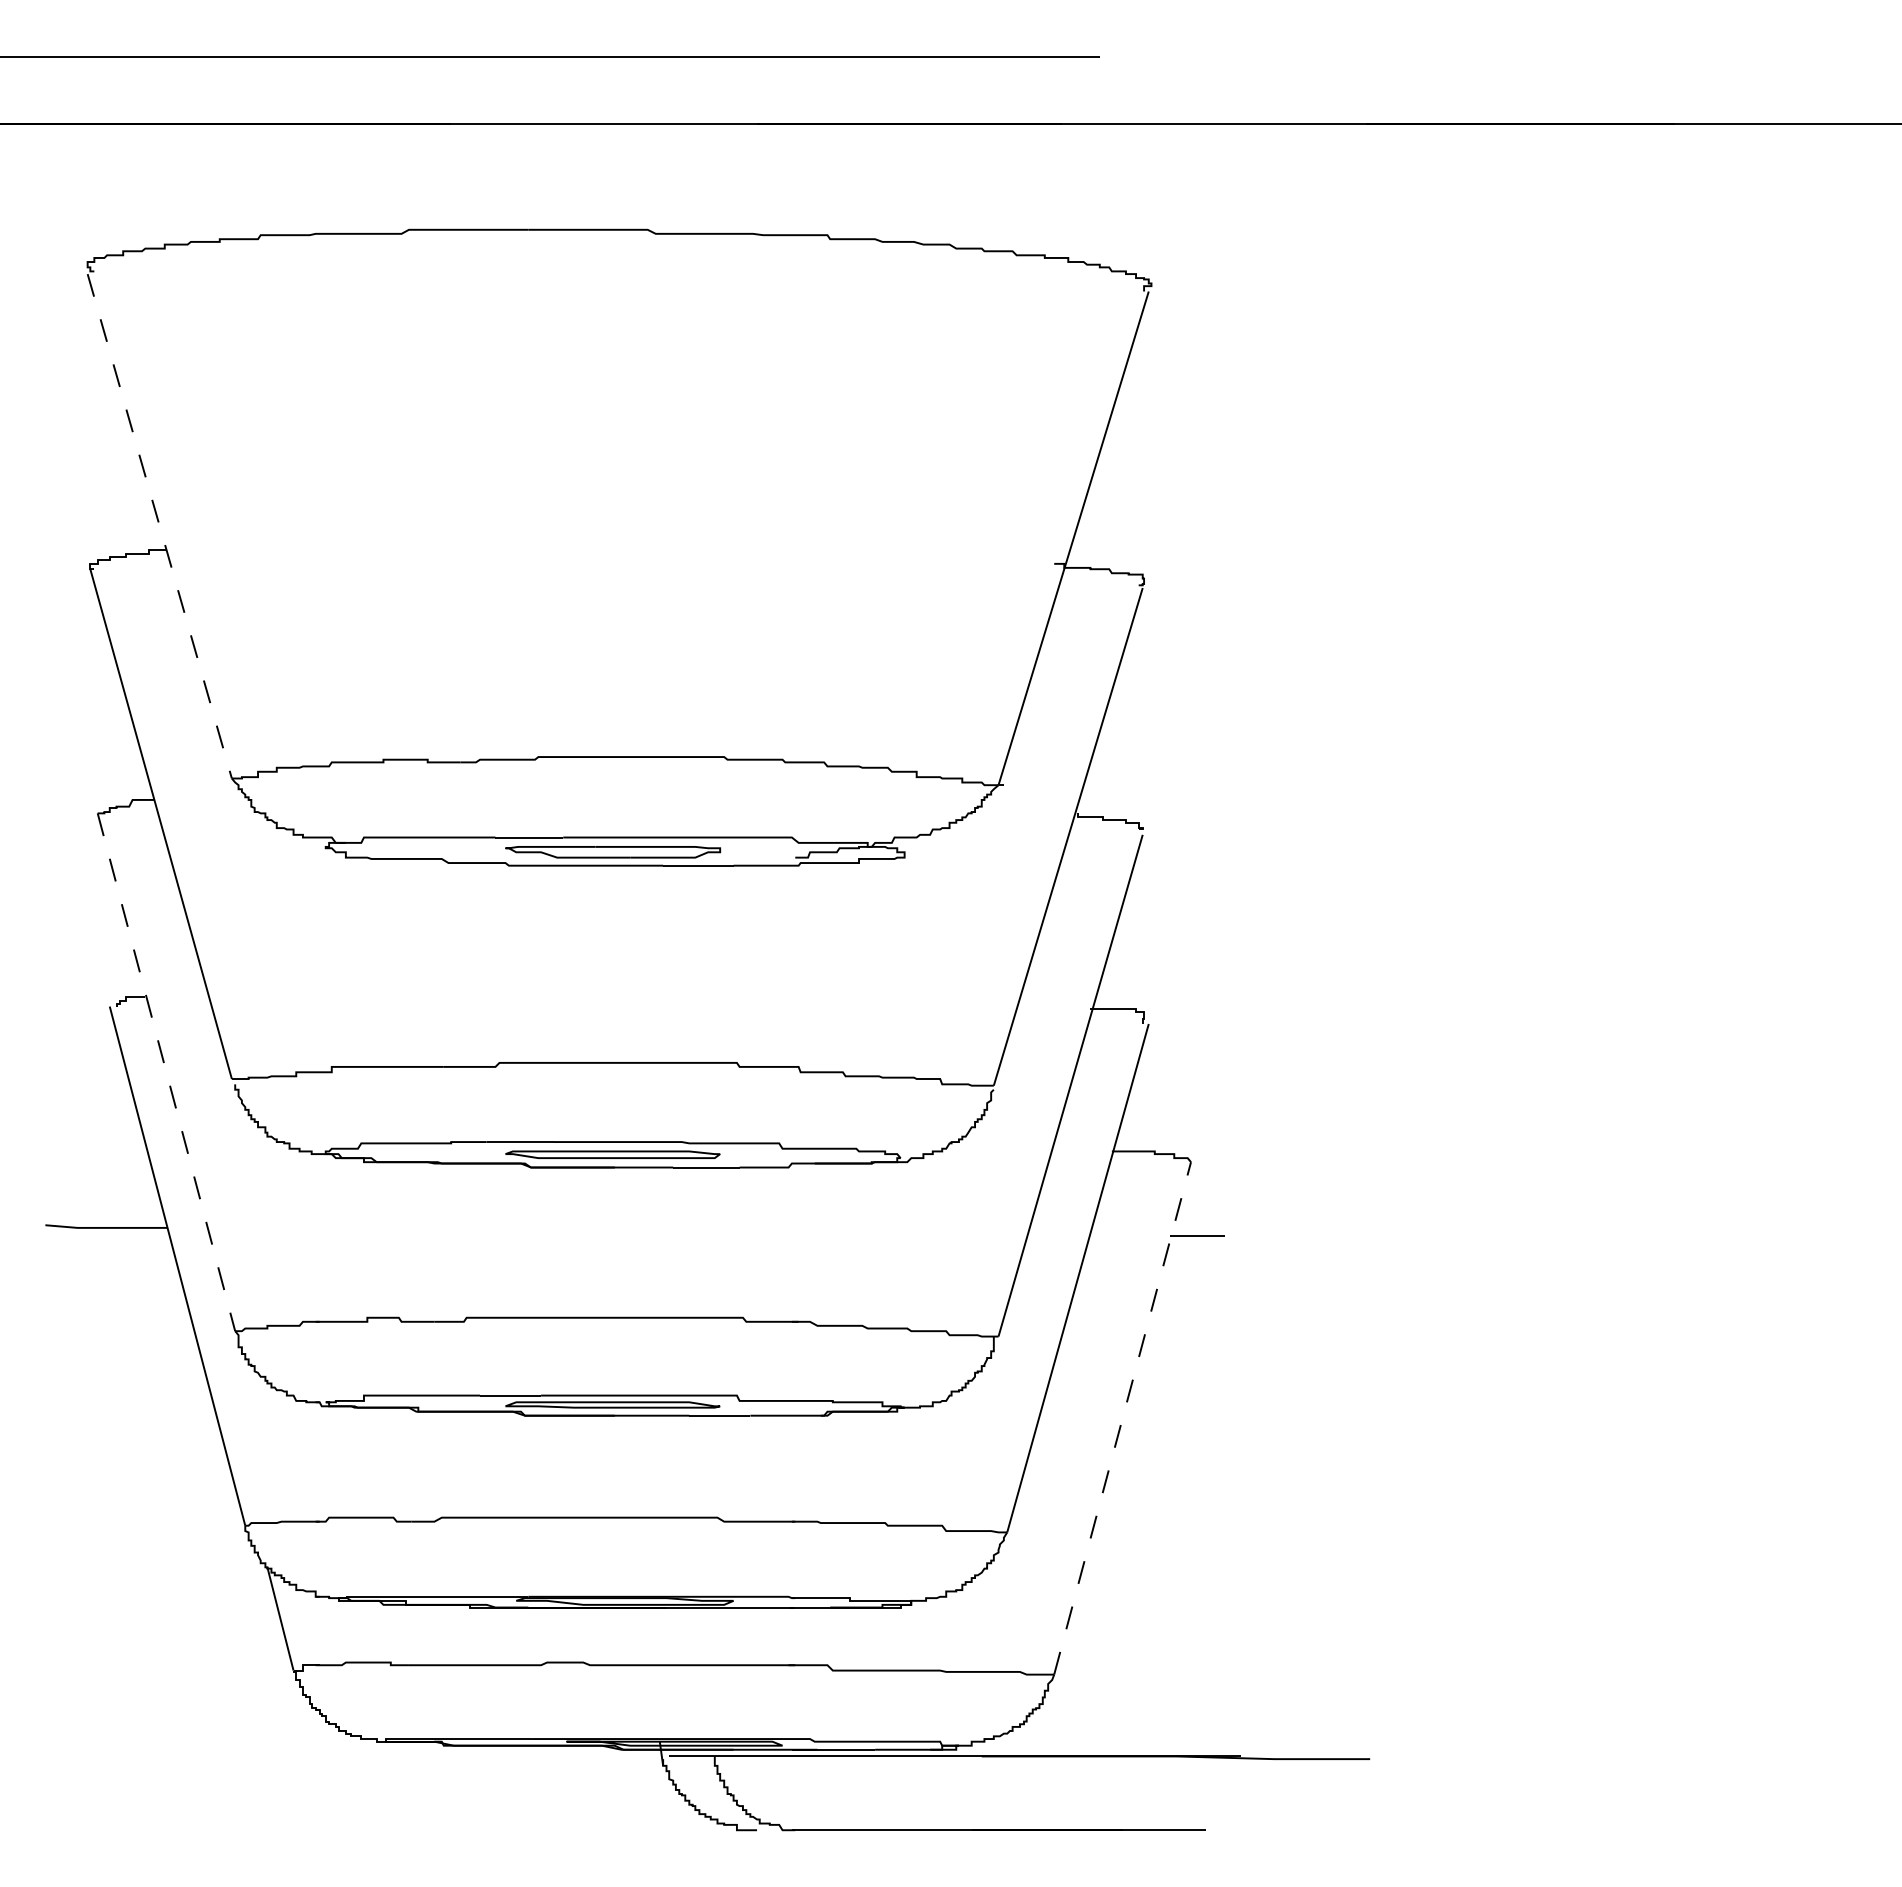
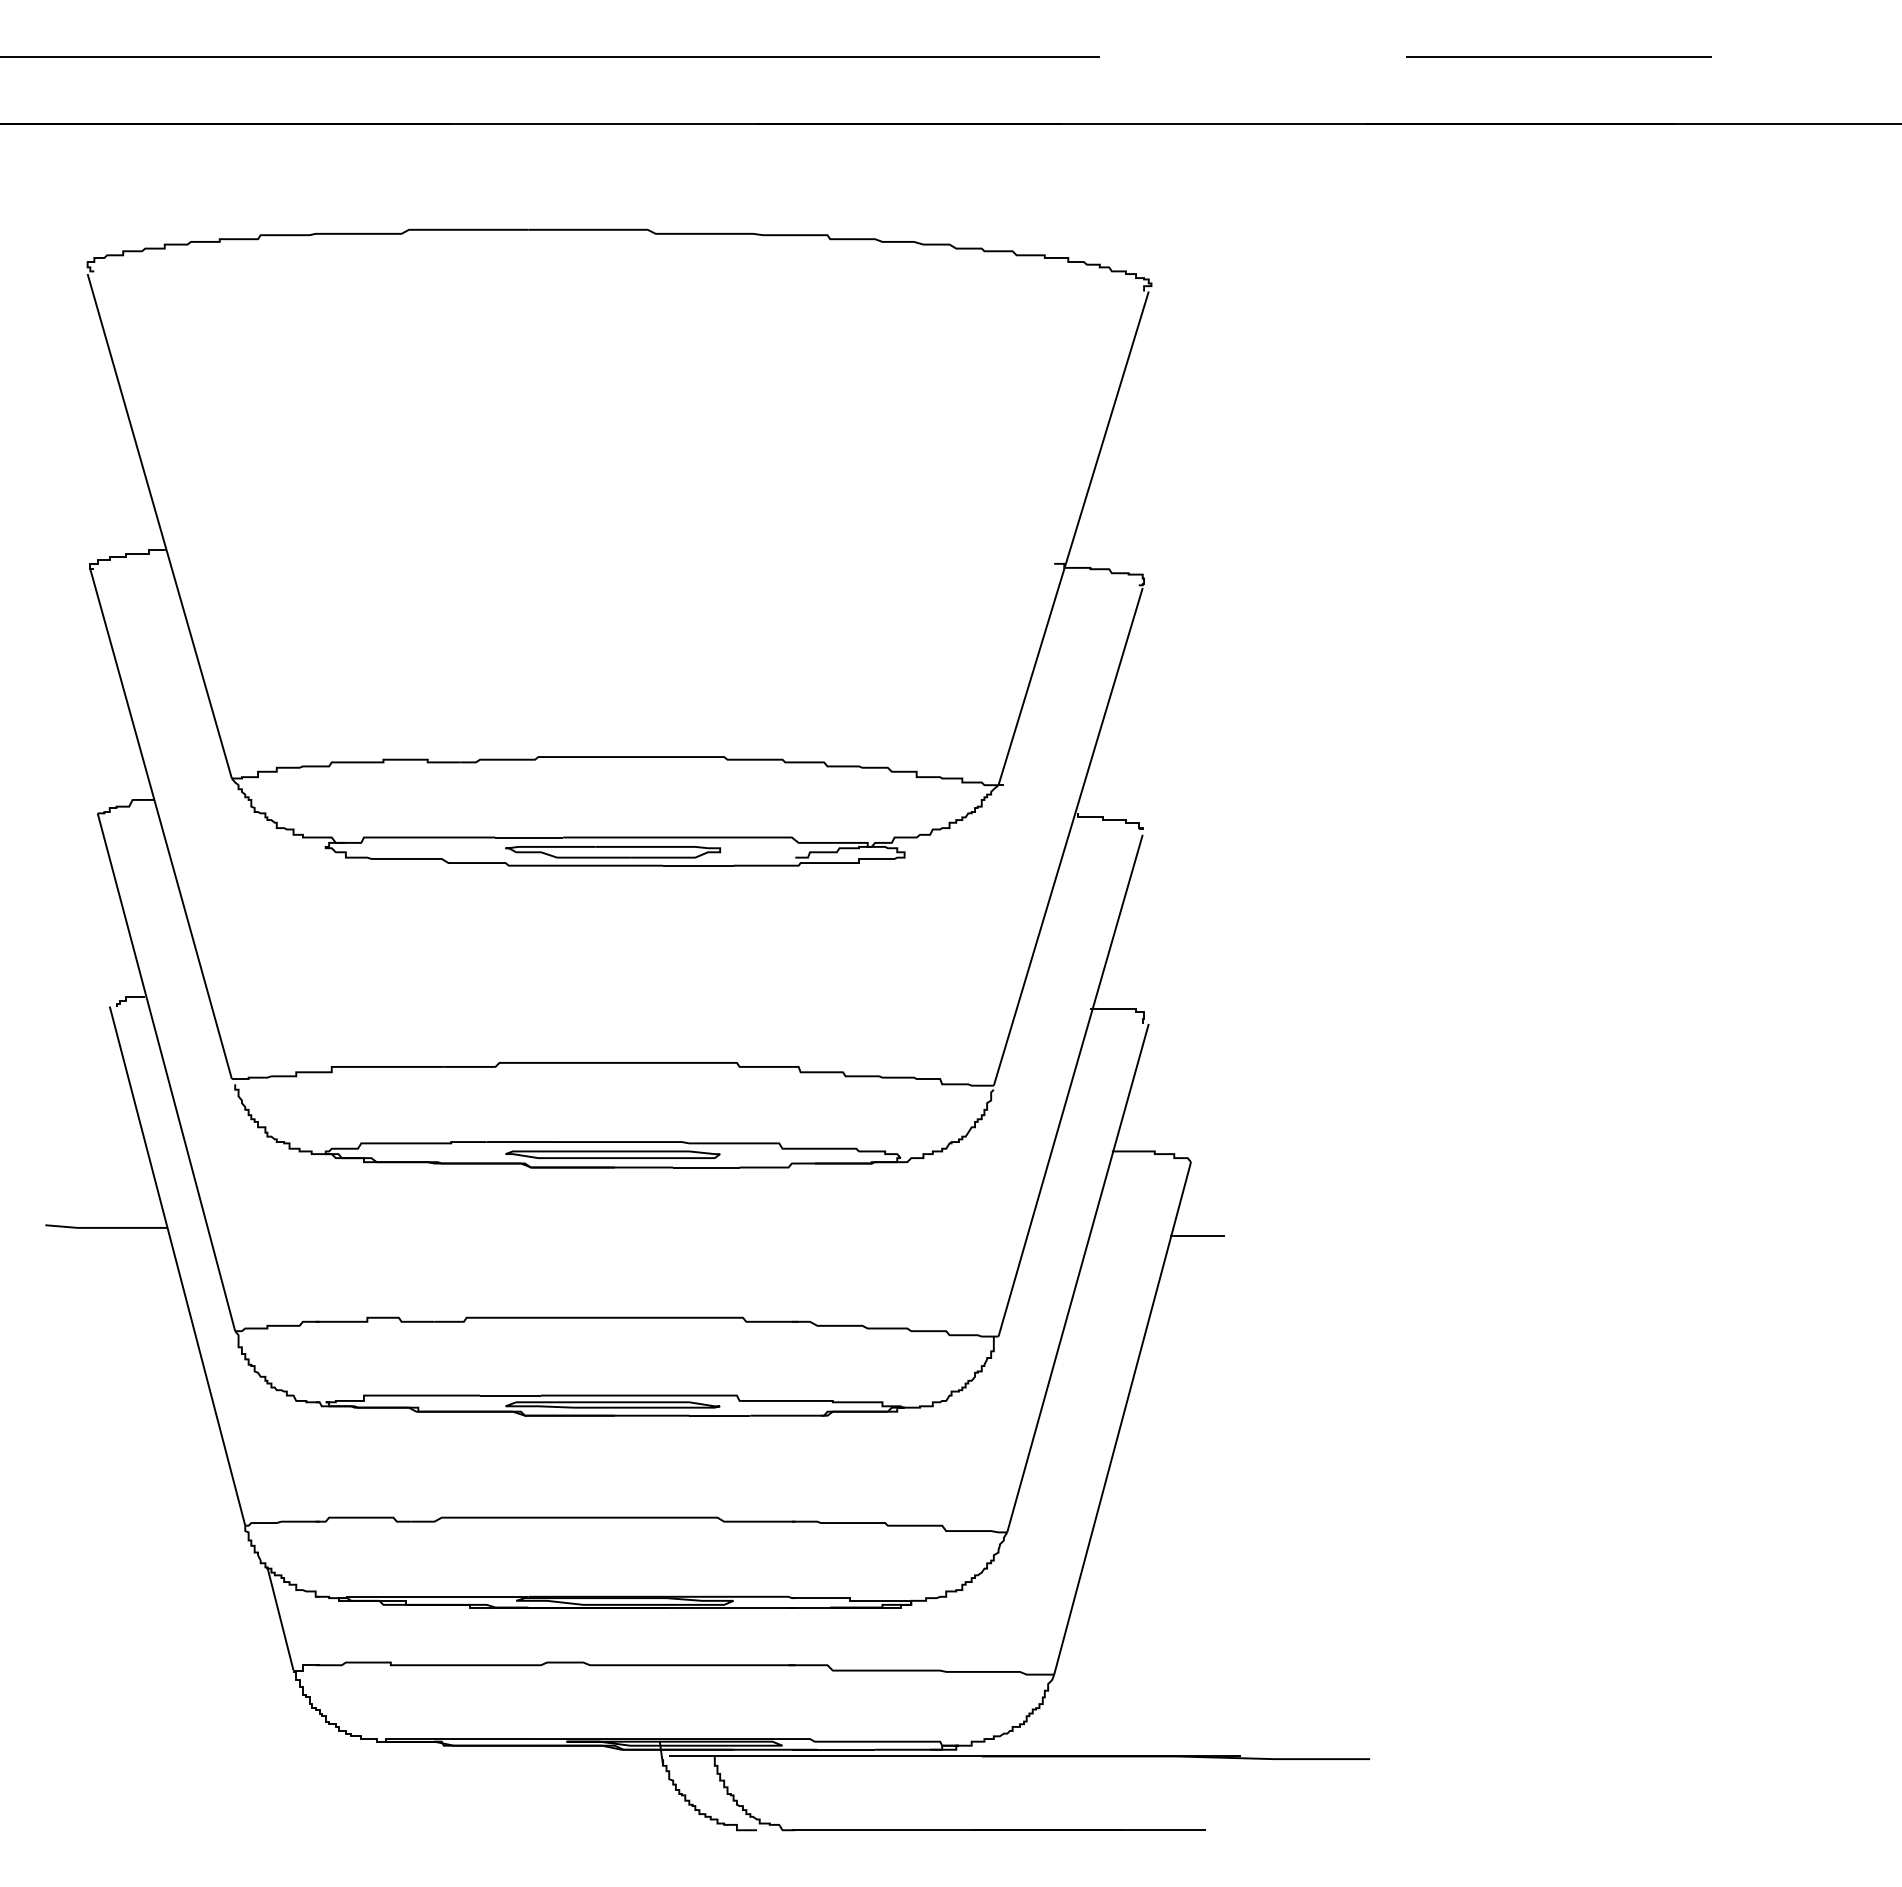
line: none -> present (1558, 56)
line: dashed -> solid (159, 526)
line: dashed -> solid (166, 1072)
line: dashed -> solid (1122, 1417)
